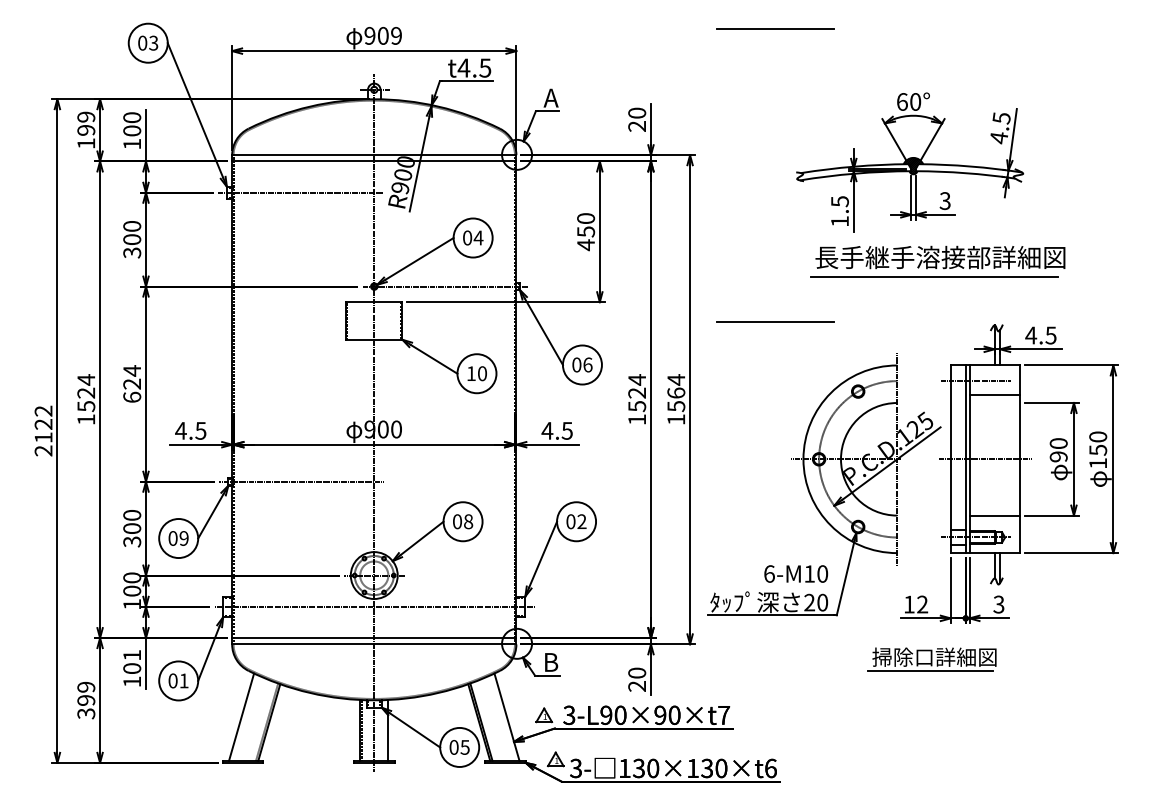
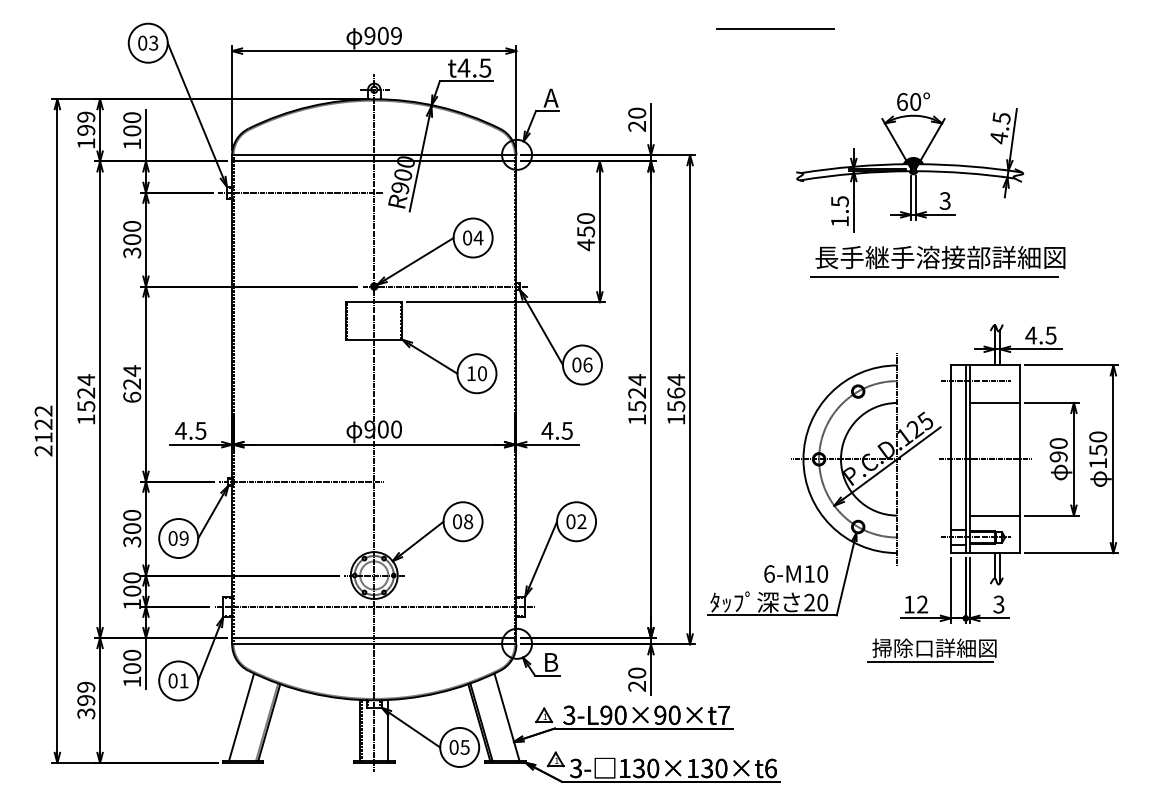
line: present -> none (775, 321)
line position: (994, 395) -> (994, 403) (994, 403)
text: 101 -> 100 (132, 654)
part position: (931, 659) -> (931, 650) (931, 650)
